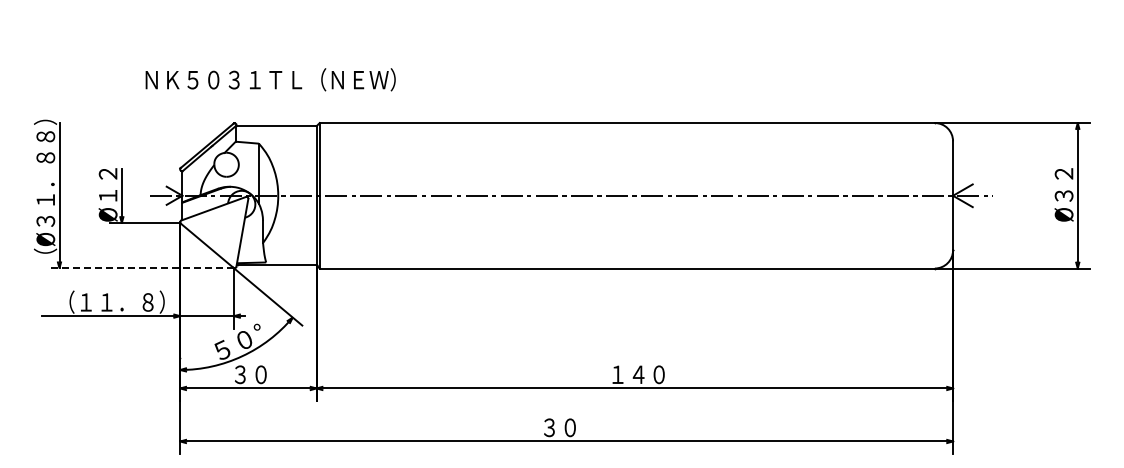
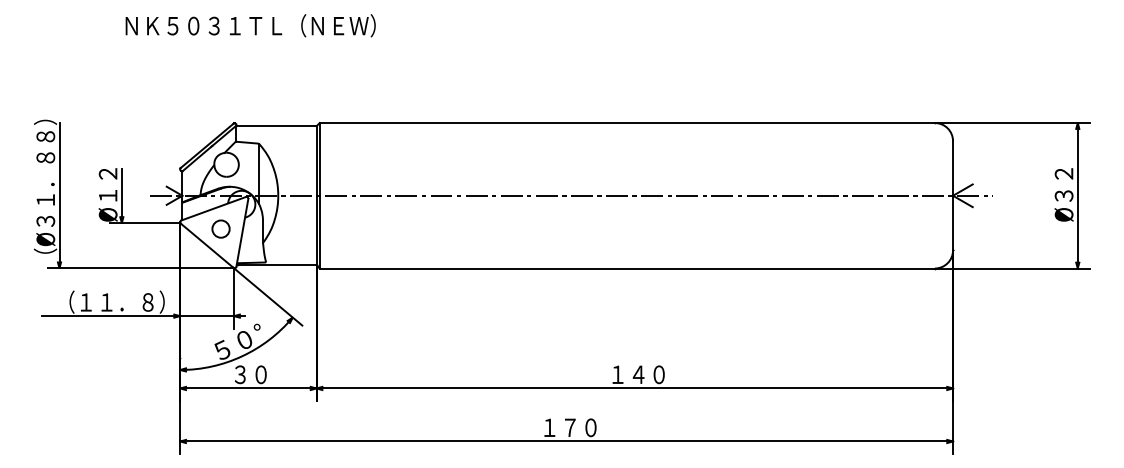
text position: (270, 79) -> (250, 25) (250, 25)
circle: none -> present (220, 228)
line: dashed -> solid (139, 268)
text: ３０ -> １７０ (570, 427)
